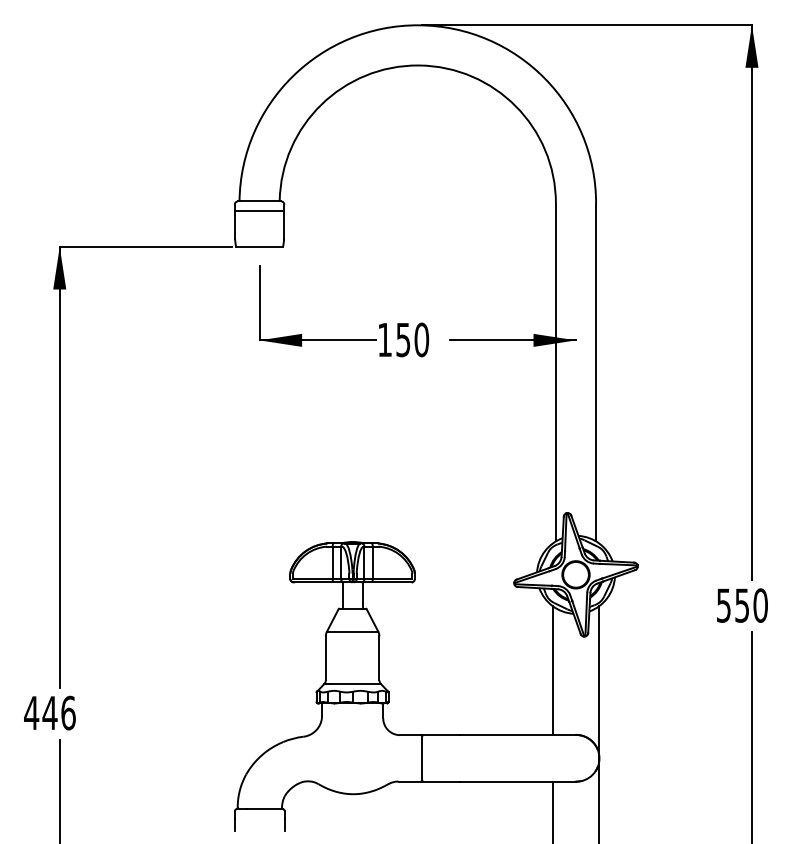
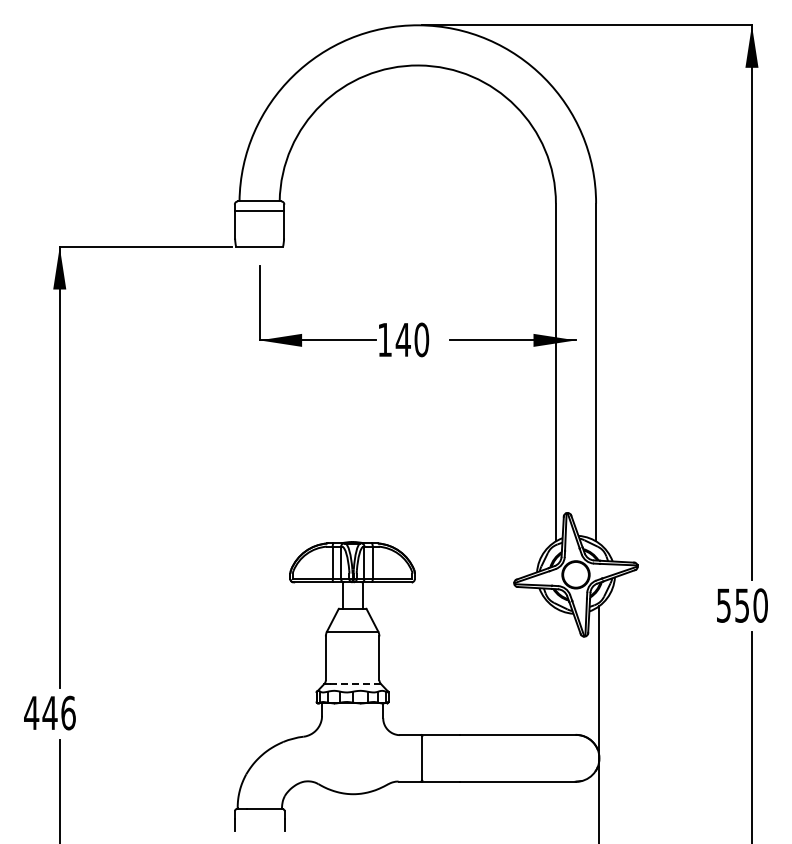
text: 150 -> 140 (402, 340)
line: present -> none (552, 670)
line: solid -> dashed (355, 683)
line: present -> none (552, 810)
